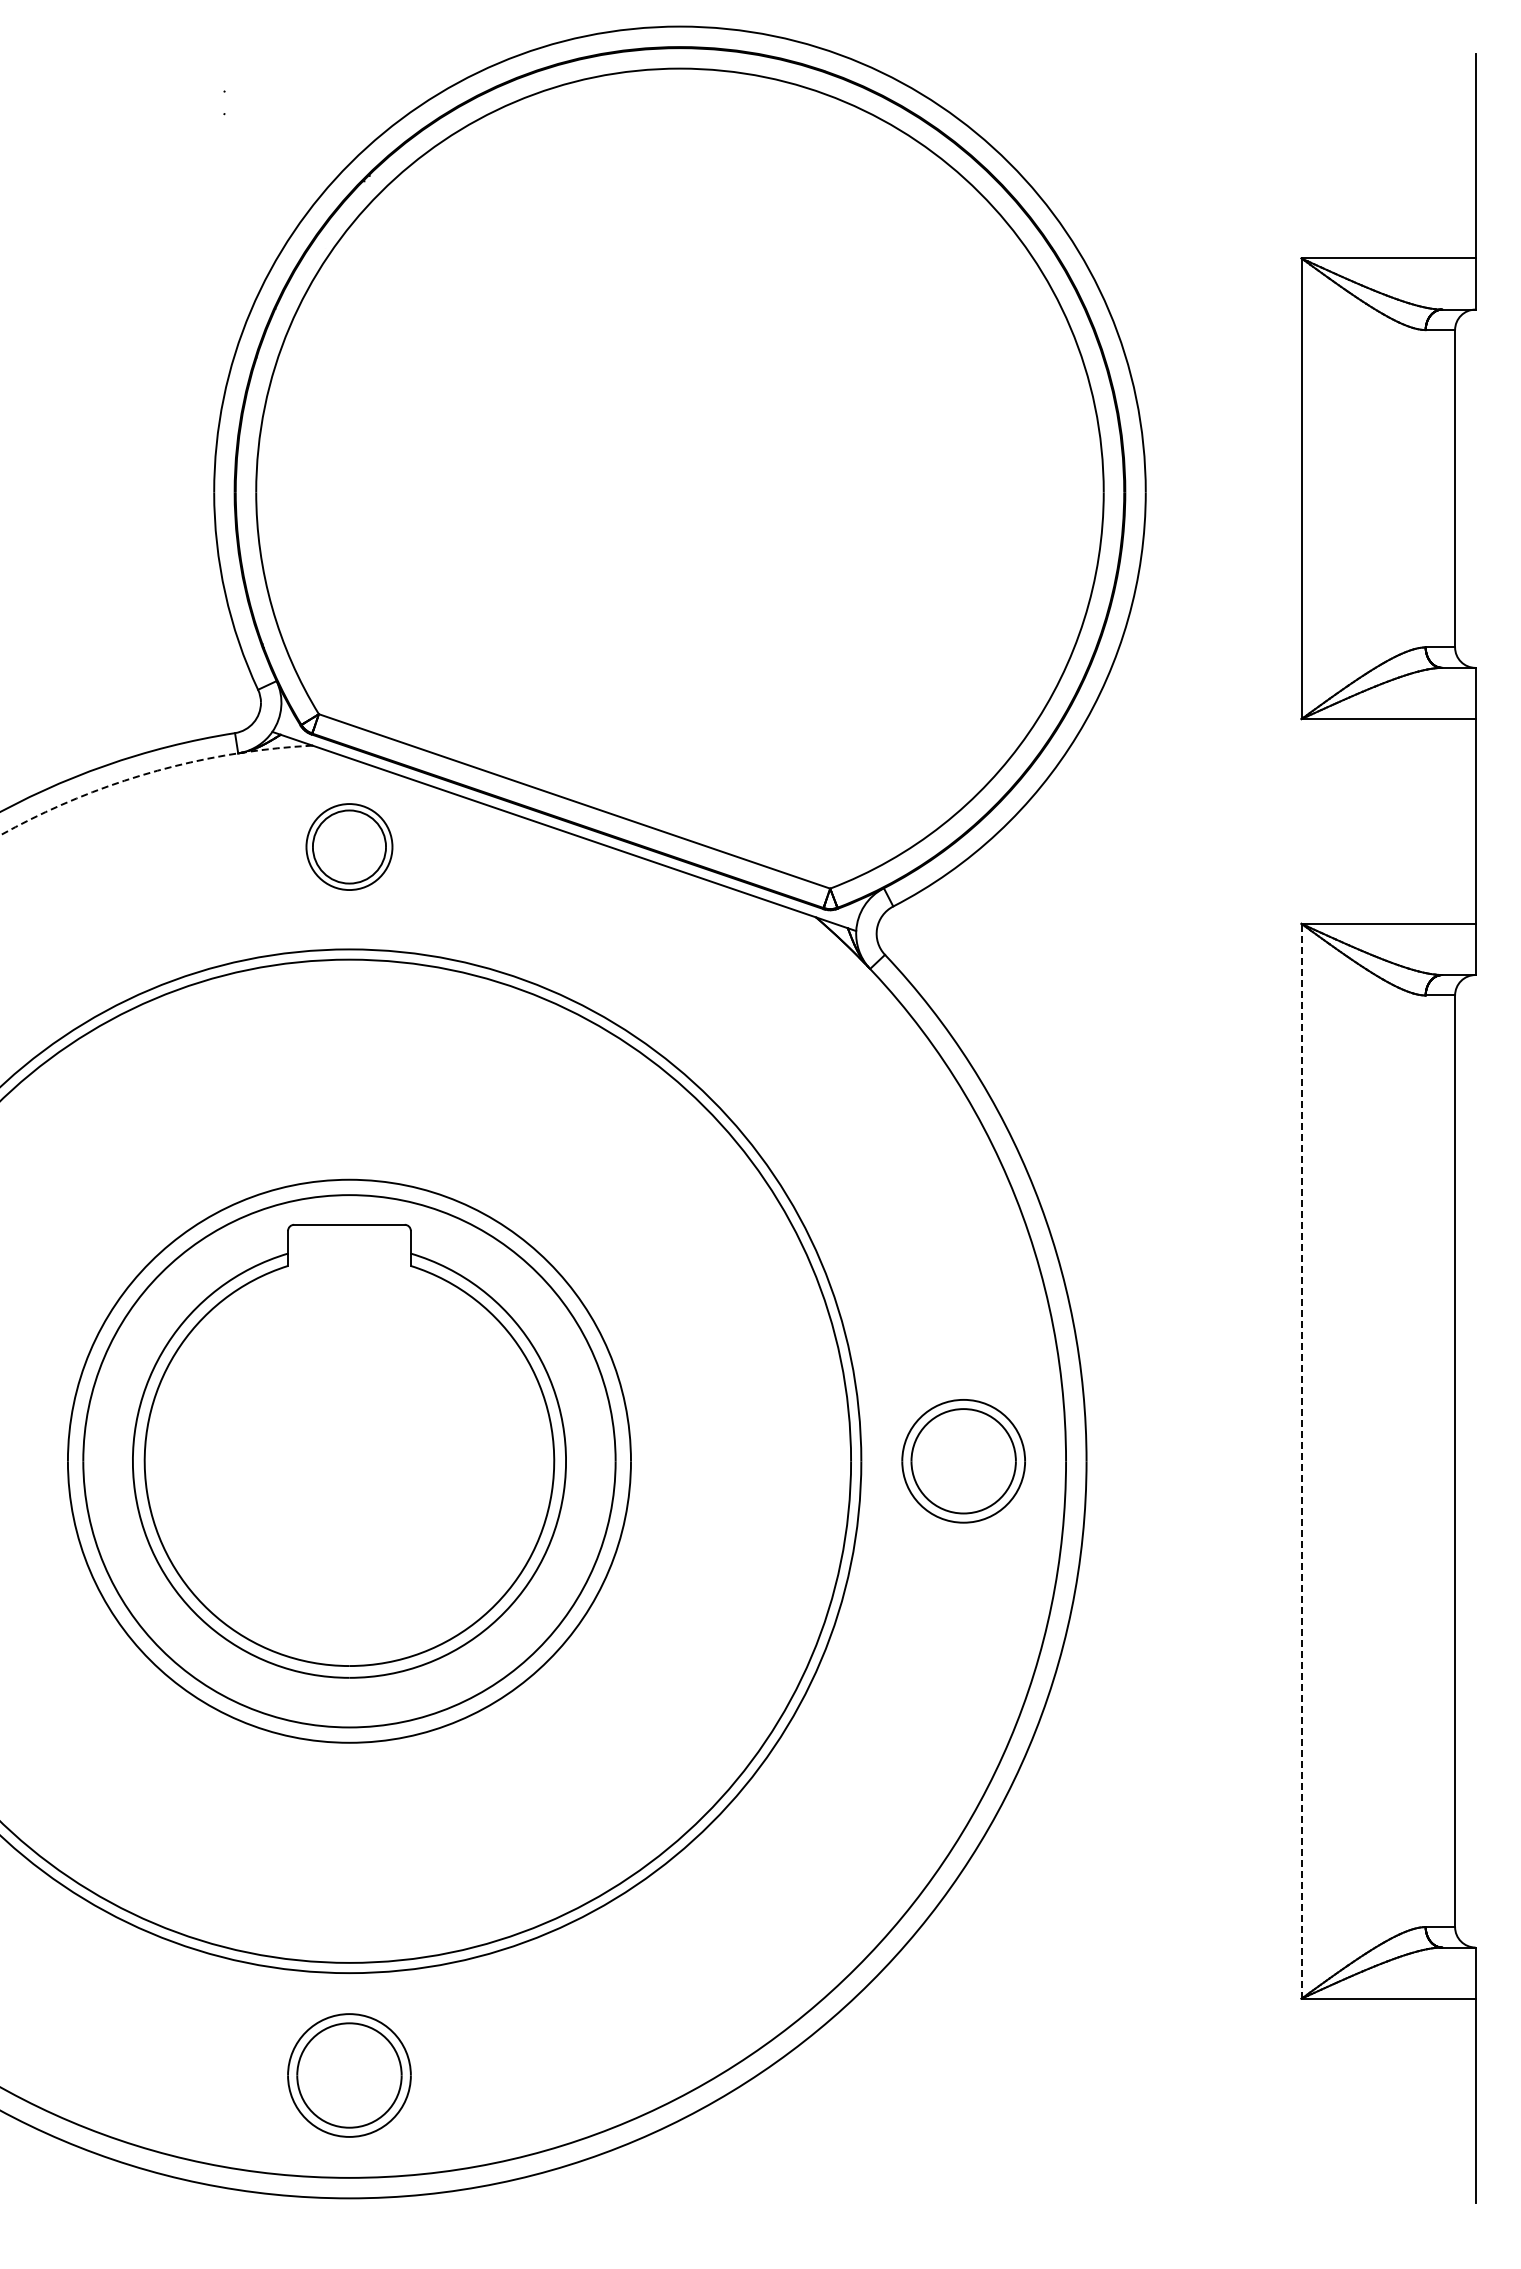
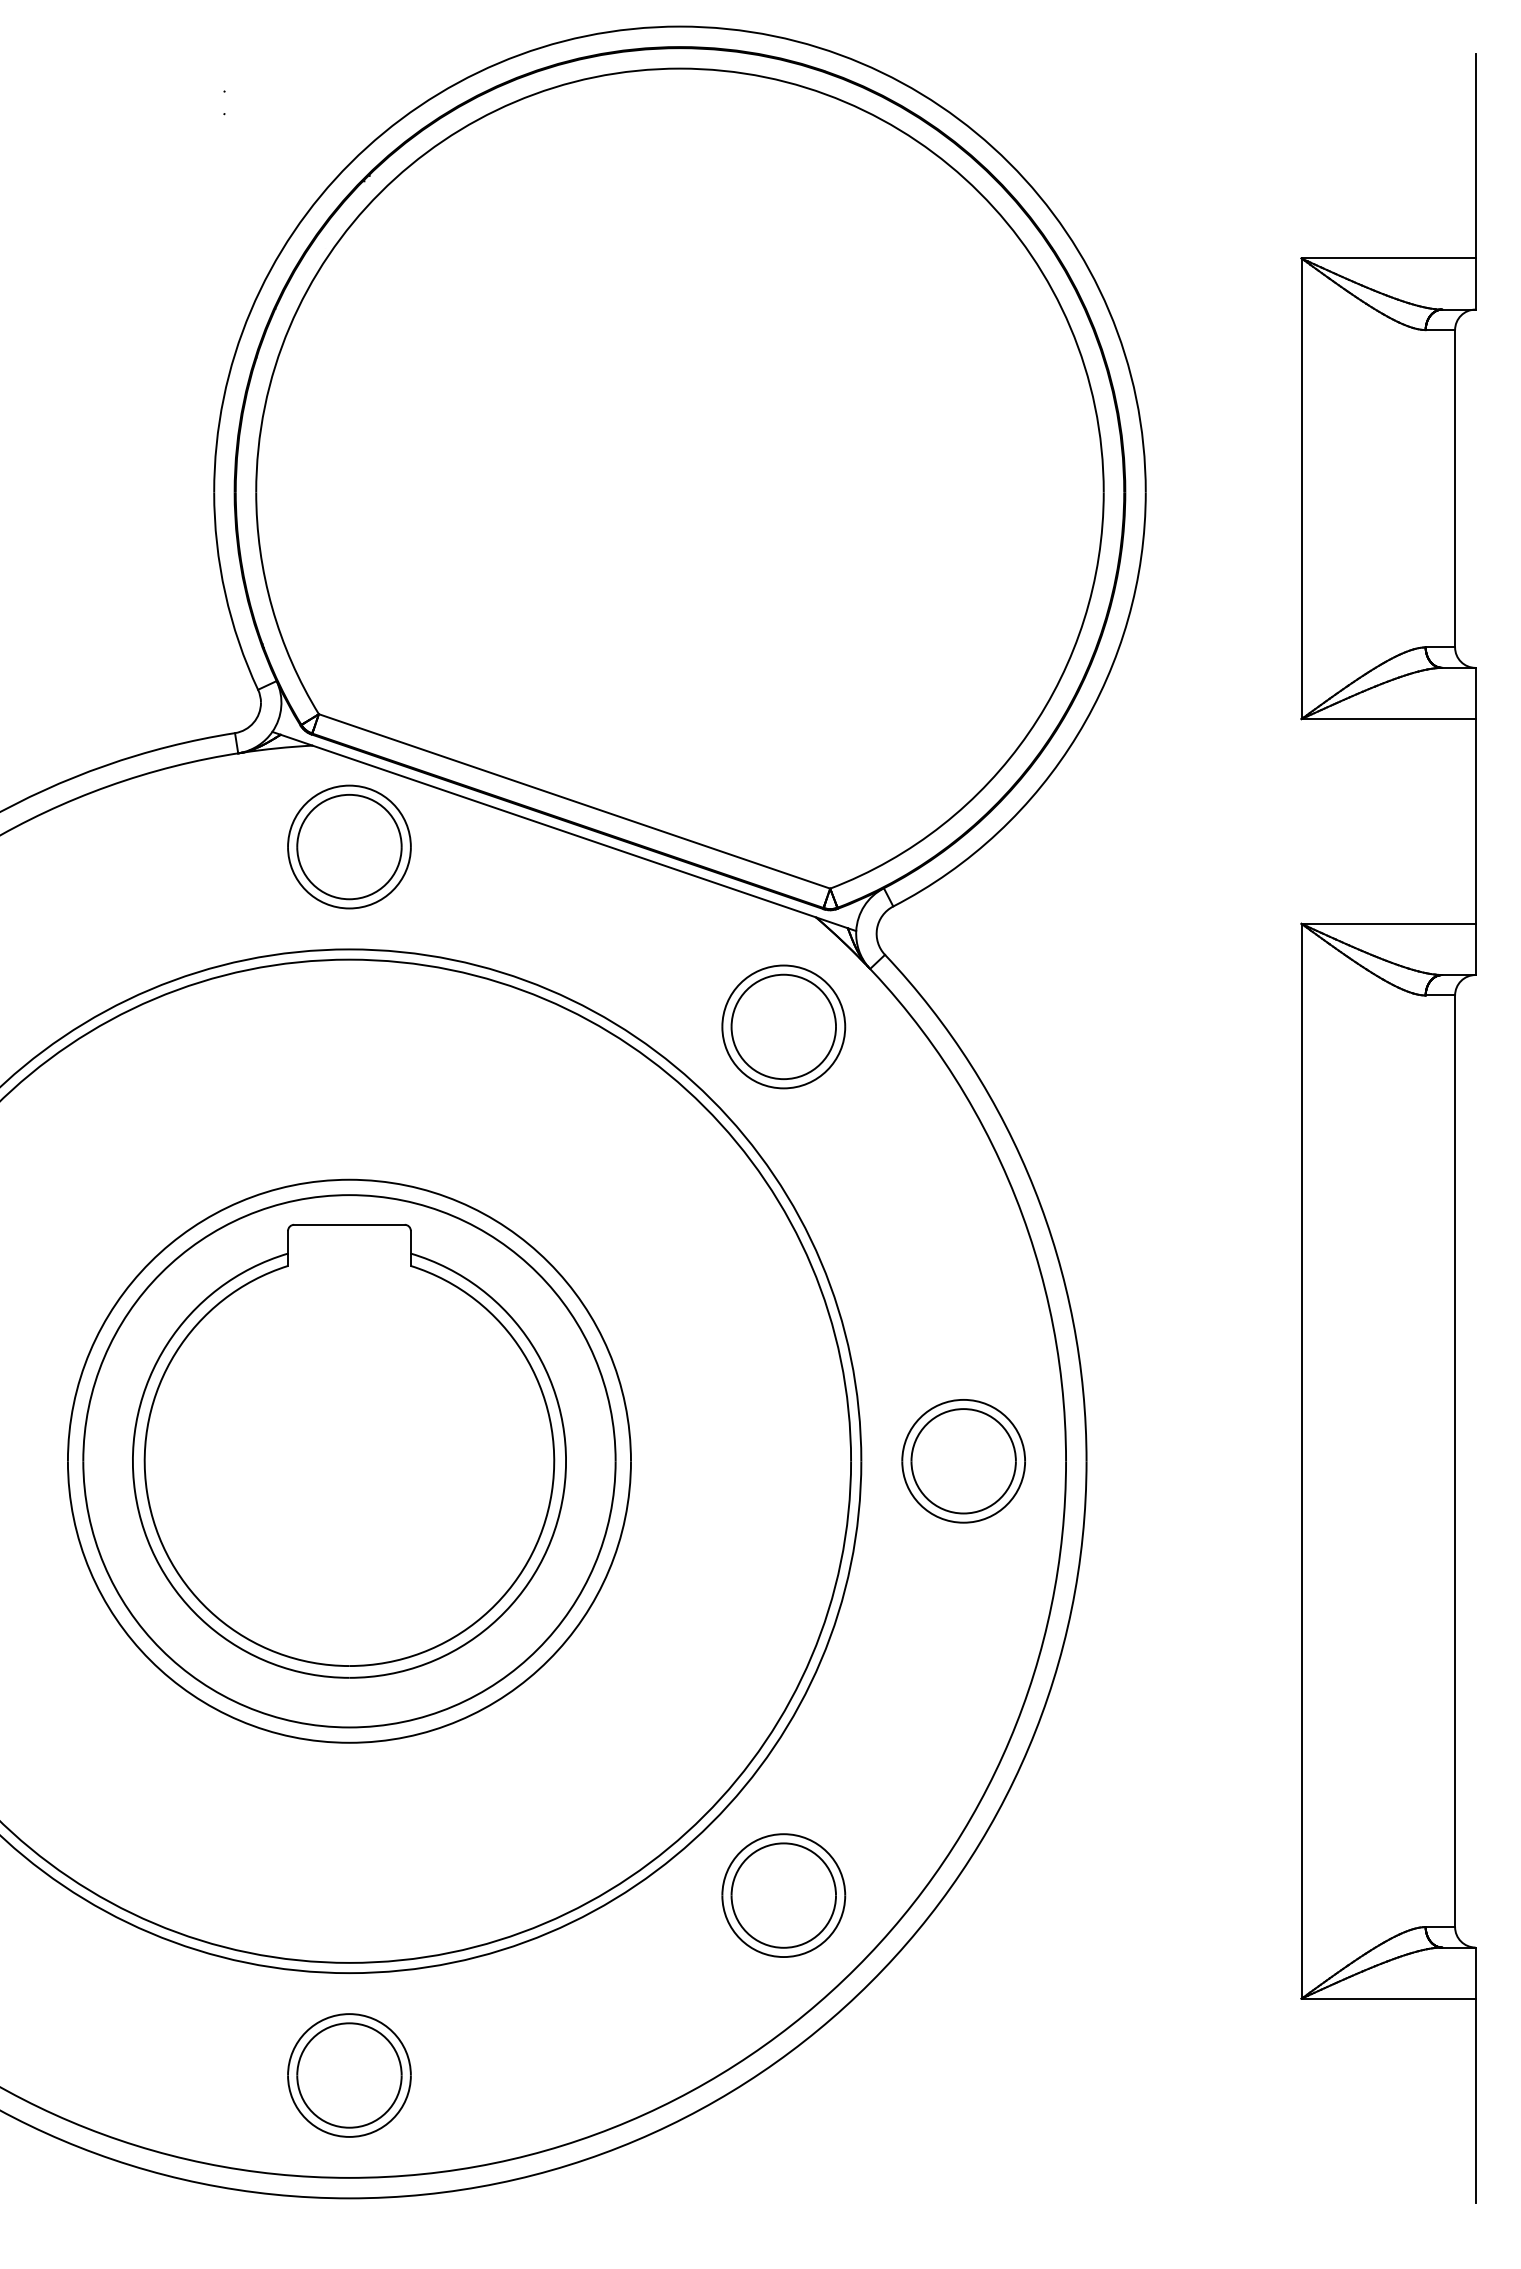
arc: dashed -> solid (150, 772)
part size: 89x88 px -> 125x126 px (349, 846)
part: none -> present (783, 1026)
line: dashed -> solid (1301, 1460)
part: none -> present (783, 1895)
